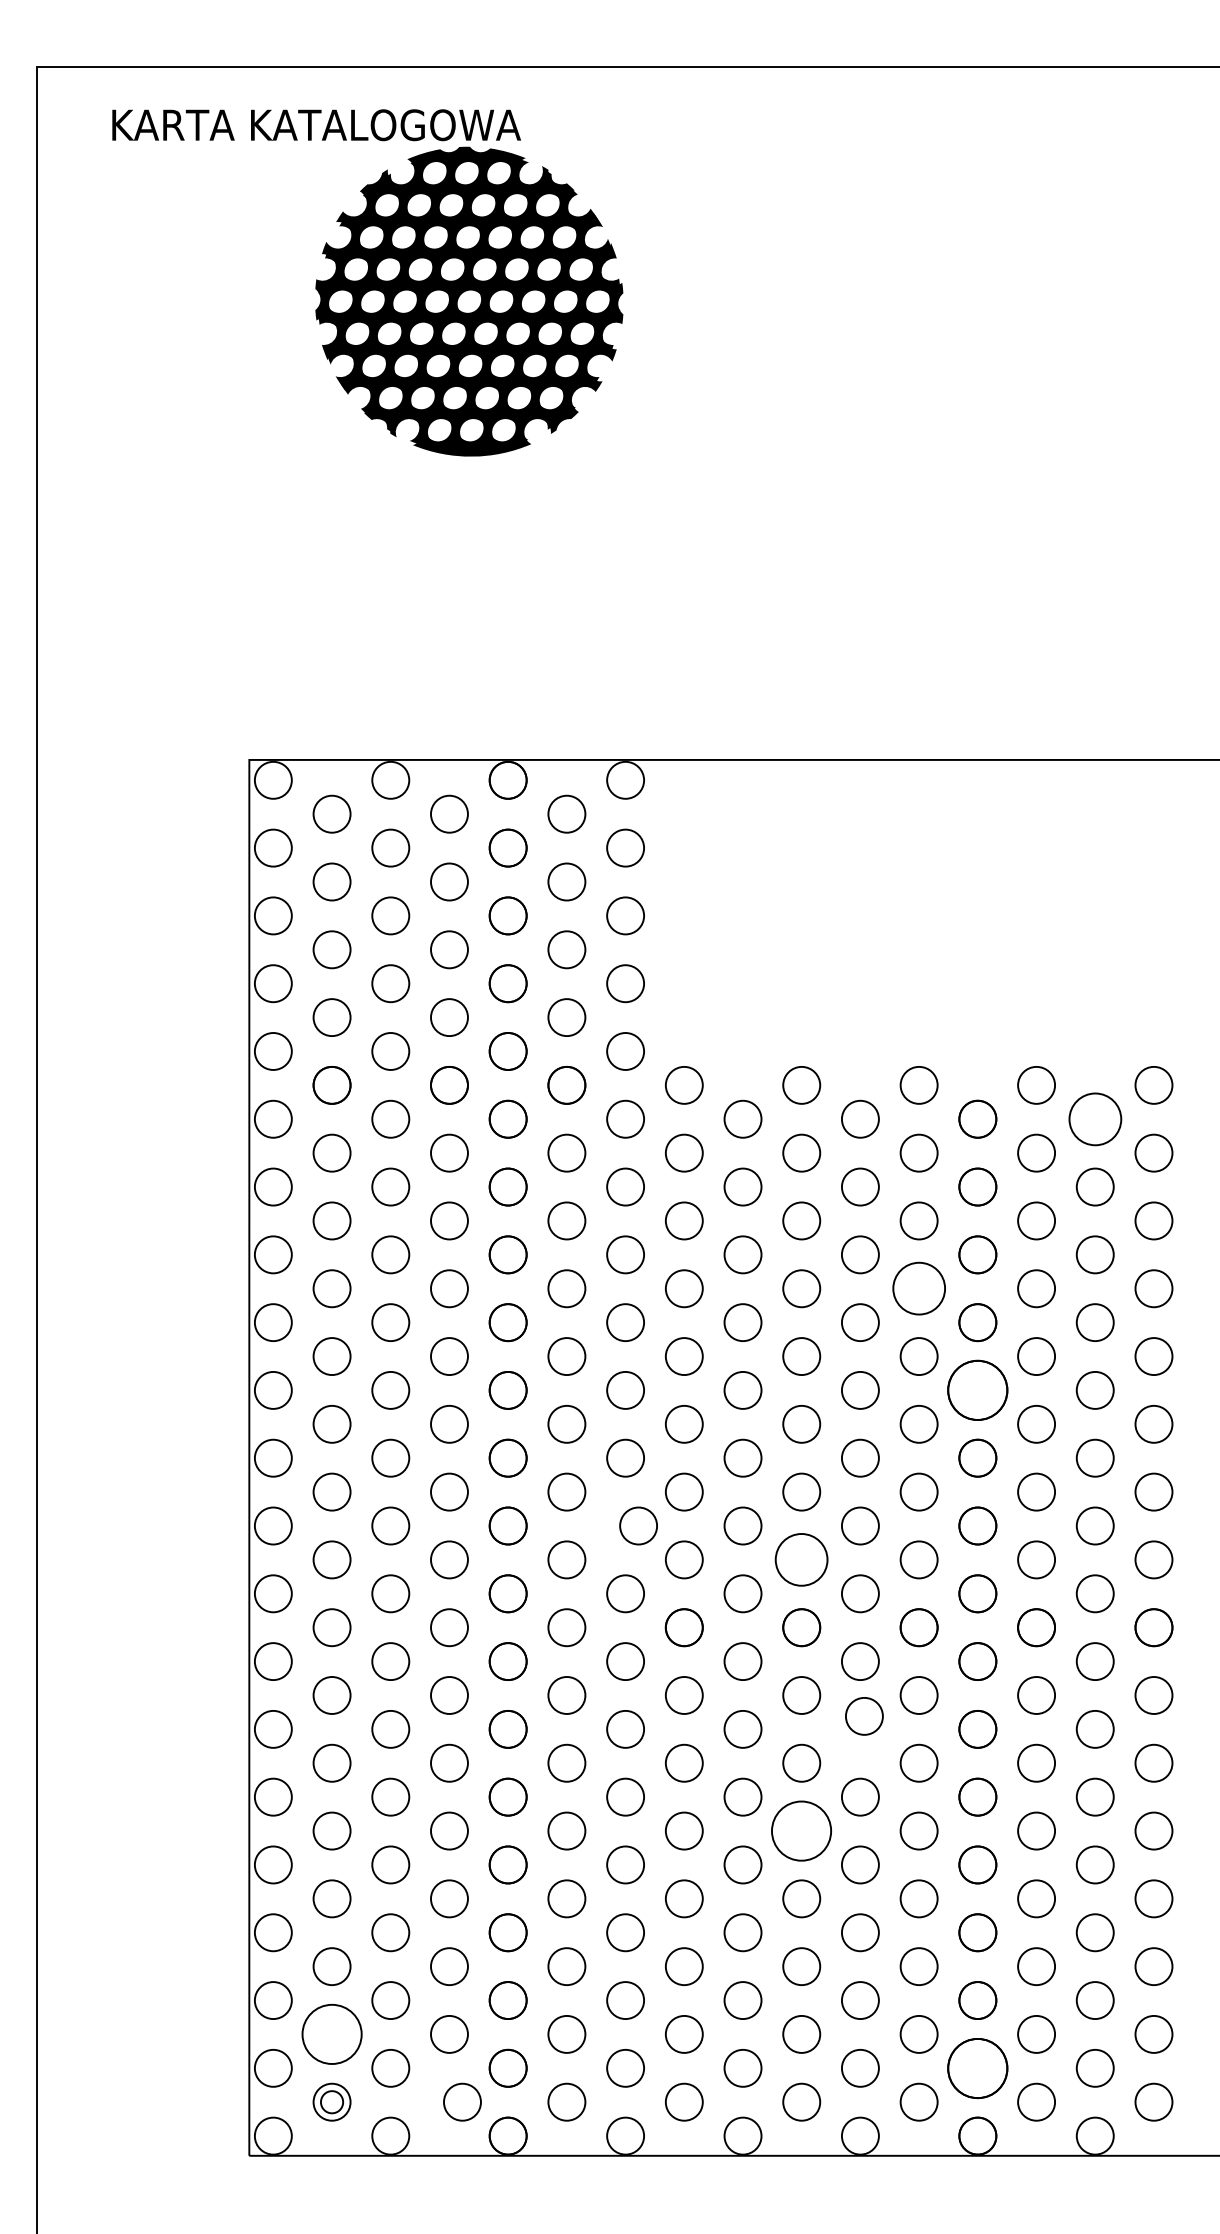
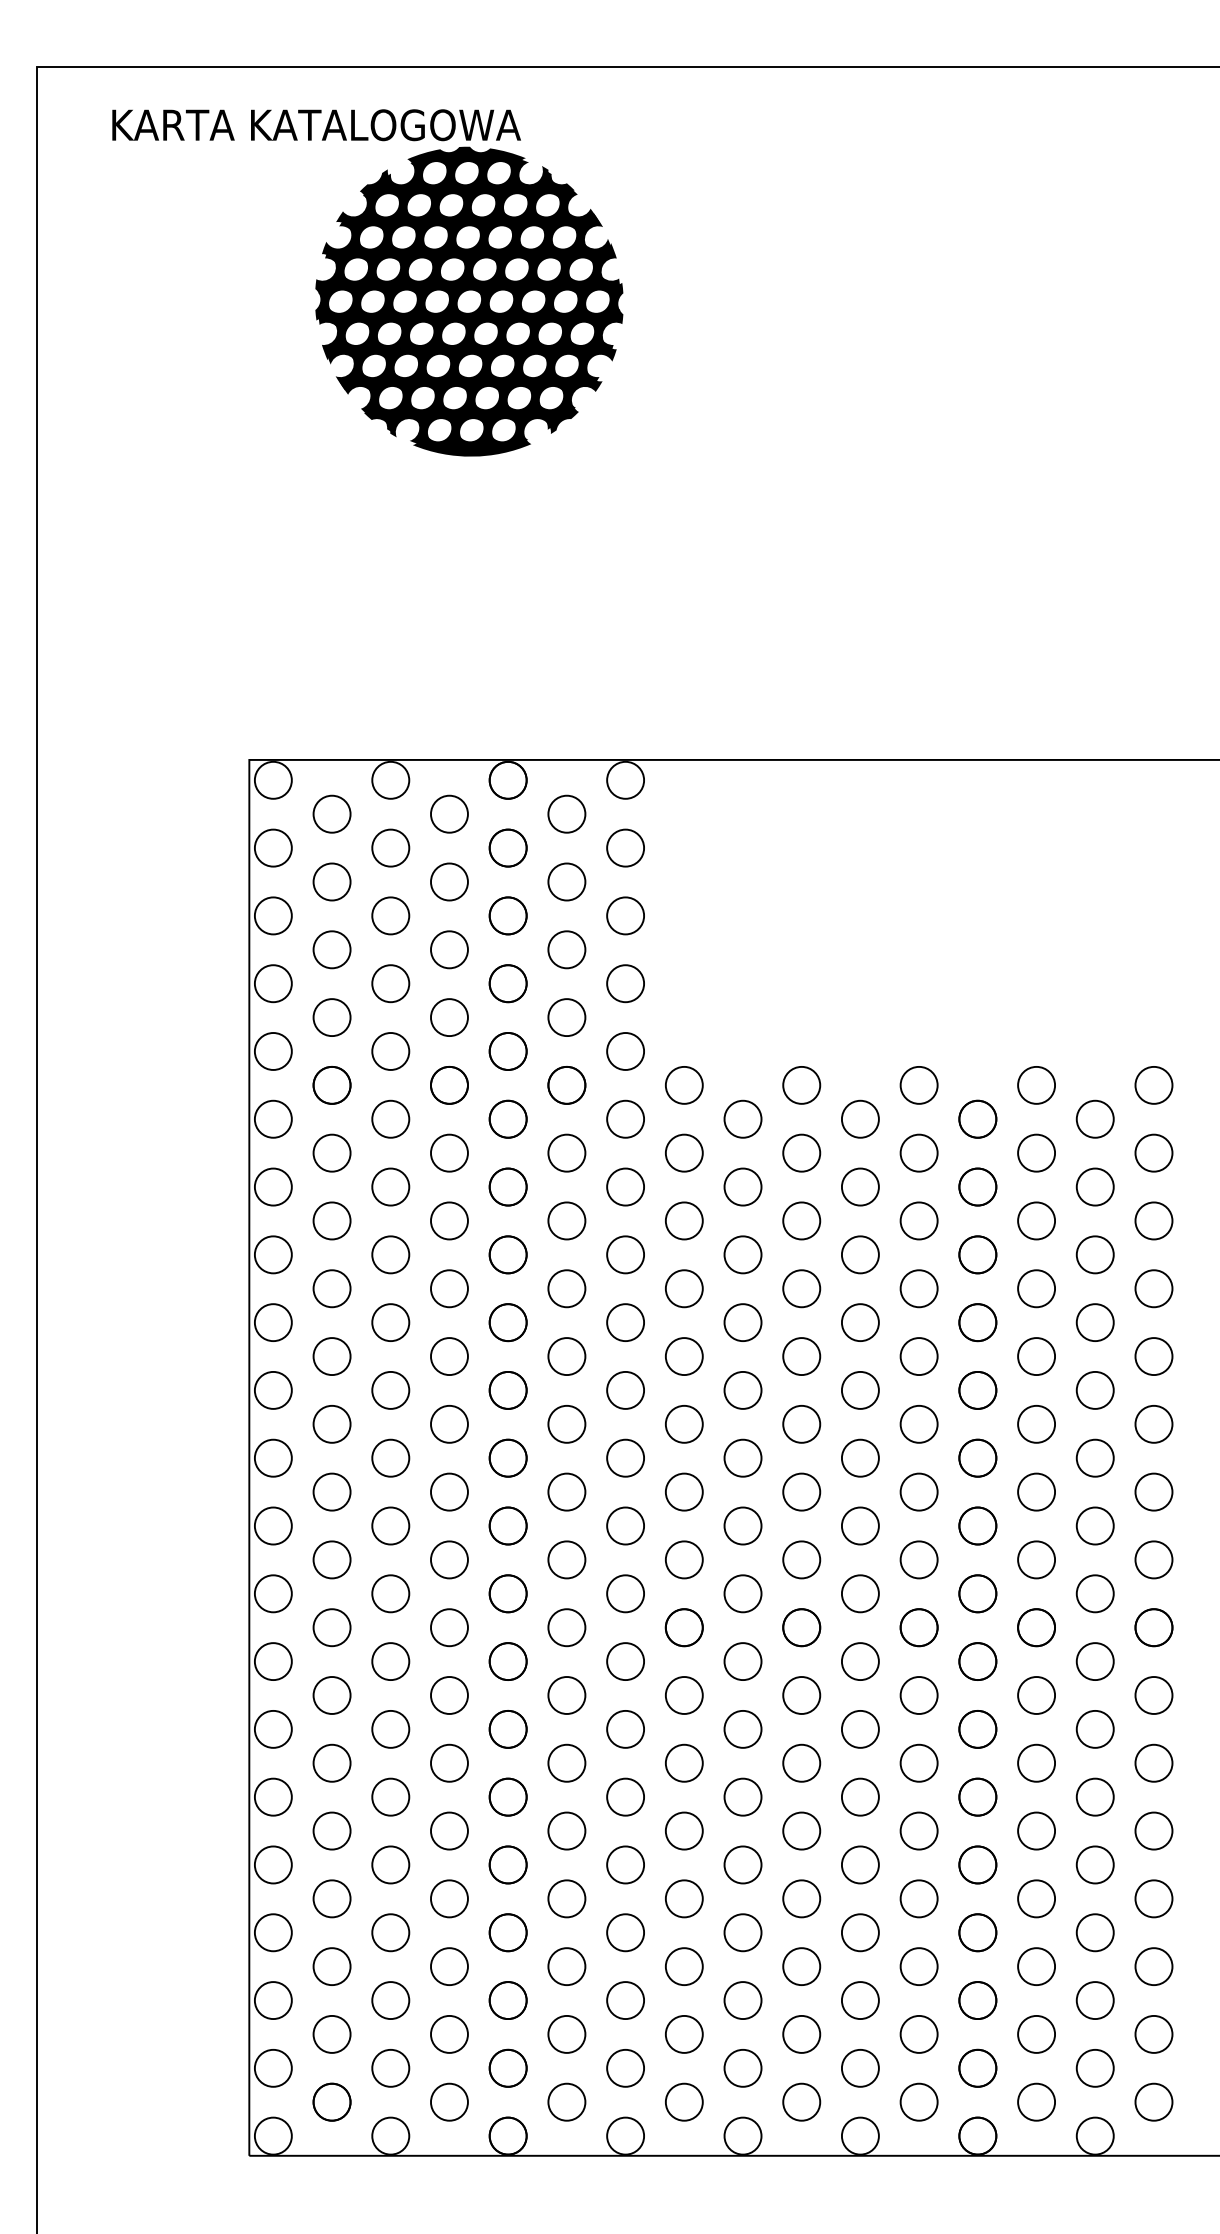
part size: 55x55 px -> 40x40 px (1094, 1118)
part size: 54x55 px -> 40x40 px (918, 1288)
part size: 62x62 px -> 40x39 px (977, 1390)
part position: (638, 1525) -> (625, 1525) (625, 1525)
part size: 55x54 px -> 40x40 px (801, 1559)
part position: (864, 1716) -> (860, 1729) (860, 1729)
part size: 61x62 px -> 40x40 px (801, 1830)
part size: 62x61 px -> 40x39 px (331, 2034)
part size: 62x62 px -> 40x40 px (977, 2067)
part position: (462, 2101) -> (449, 2101) (449, 2101)
circle diameter: 22 px -> 37 px (331, 2101)
